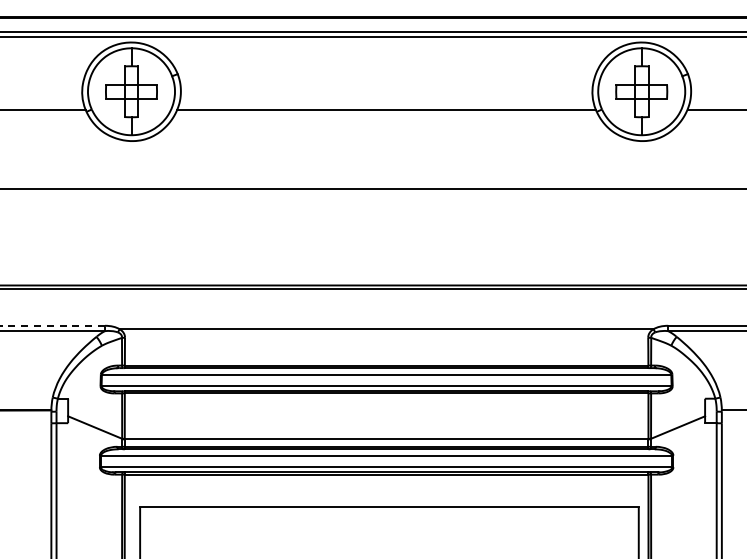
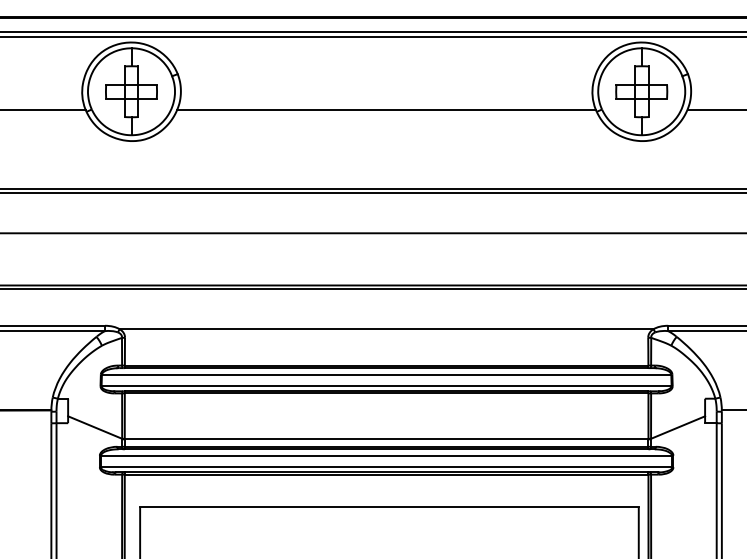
line: none -> present (372, 193)
line: none -> present (372, 233)
line: dashed -> solid (52, 325)
